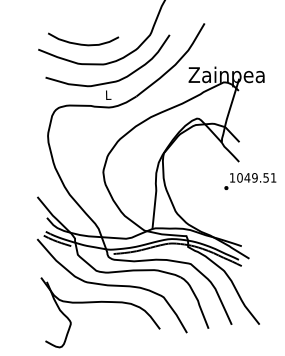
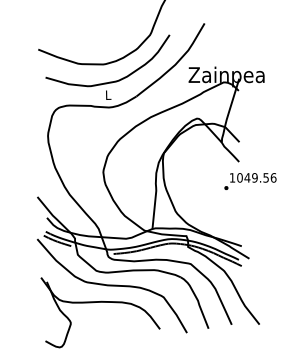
curve: present -> none (82, 43)
text: 1049.51 -> 1049.56 (273, 177)
